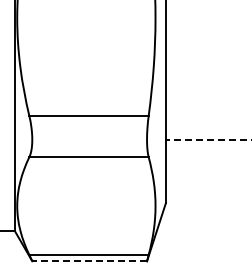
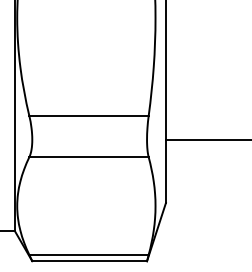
line: dashed -> solid (208, 140)
line: dashed -> solid (89, 261)
